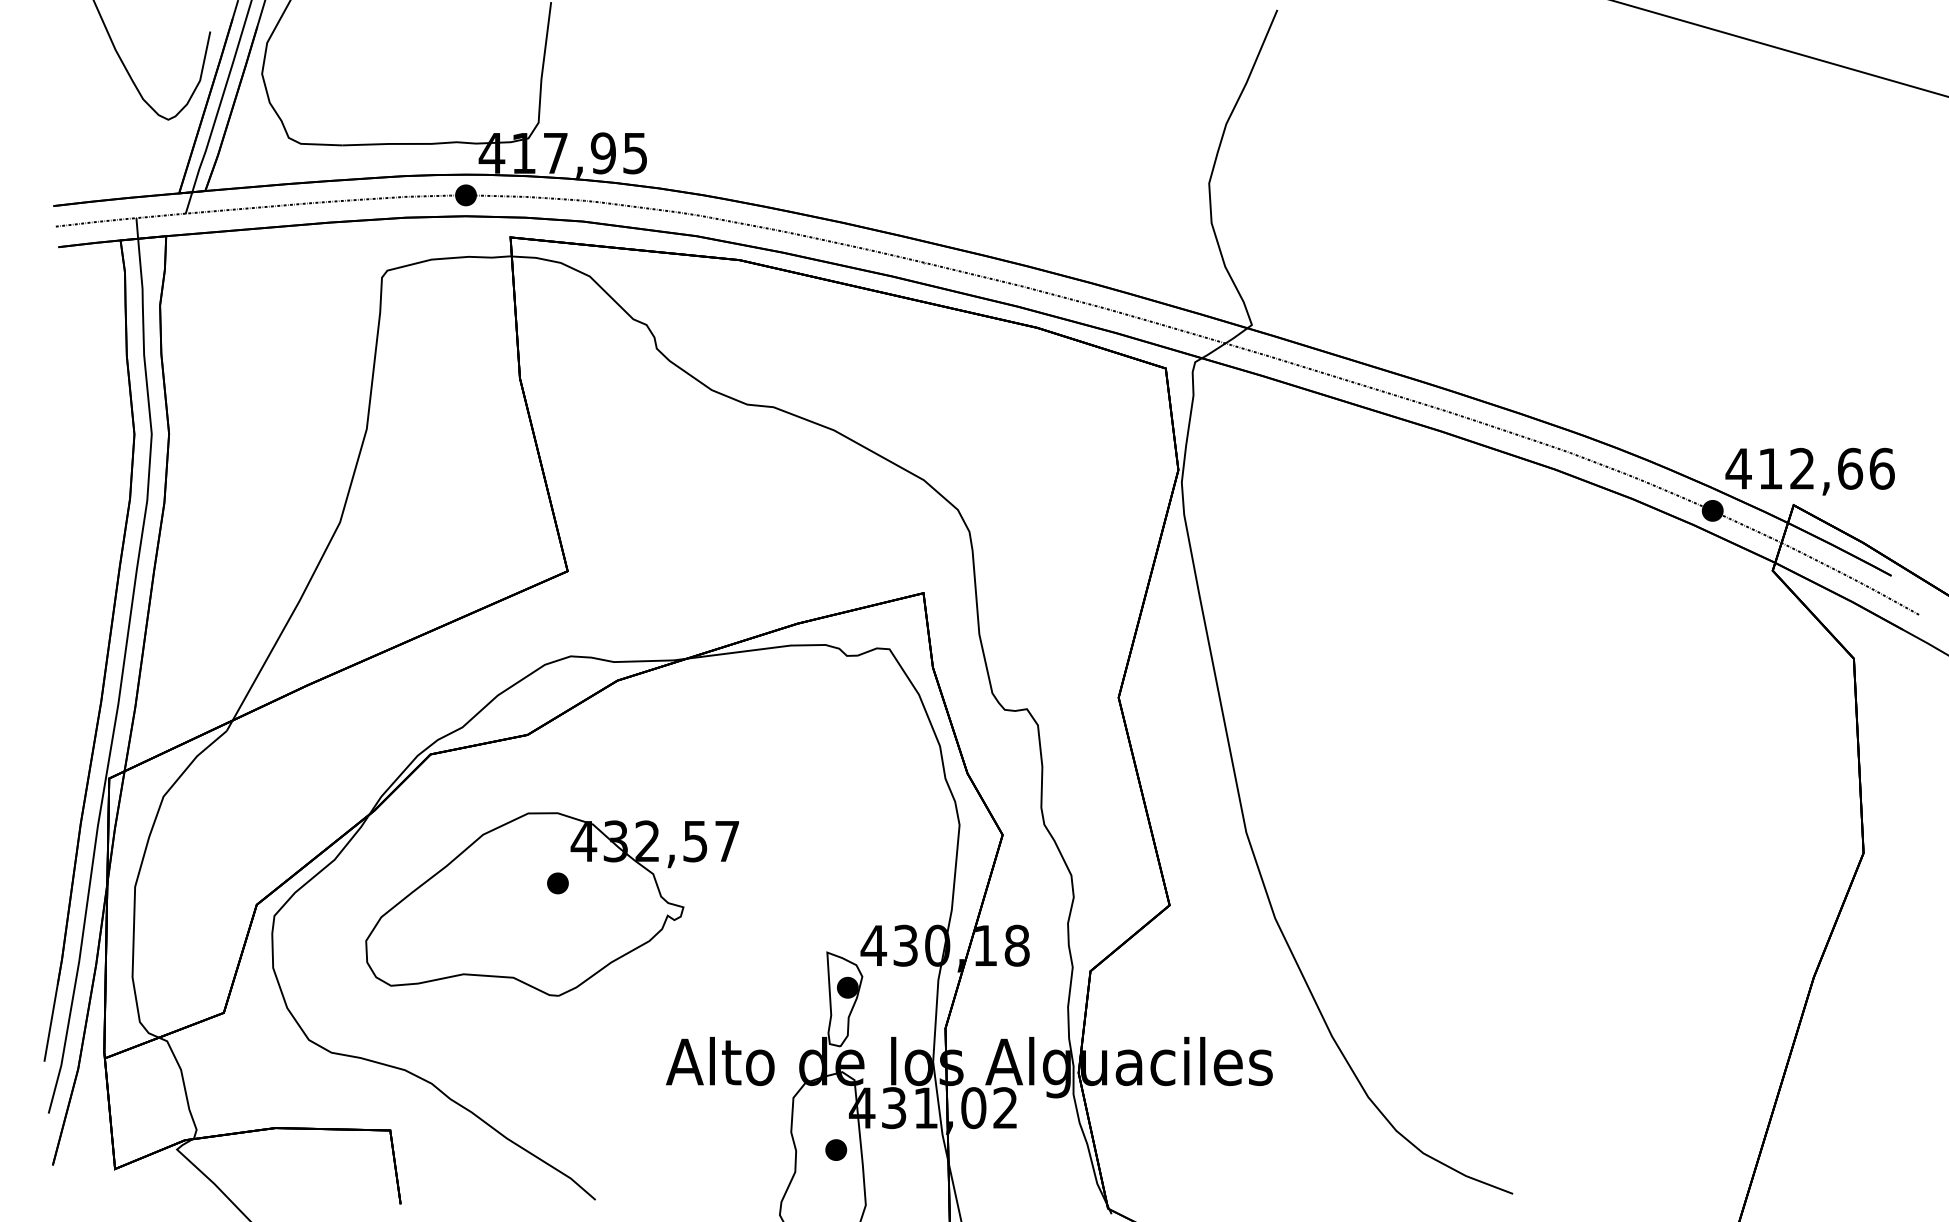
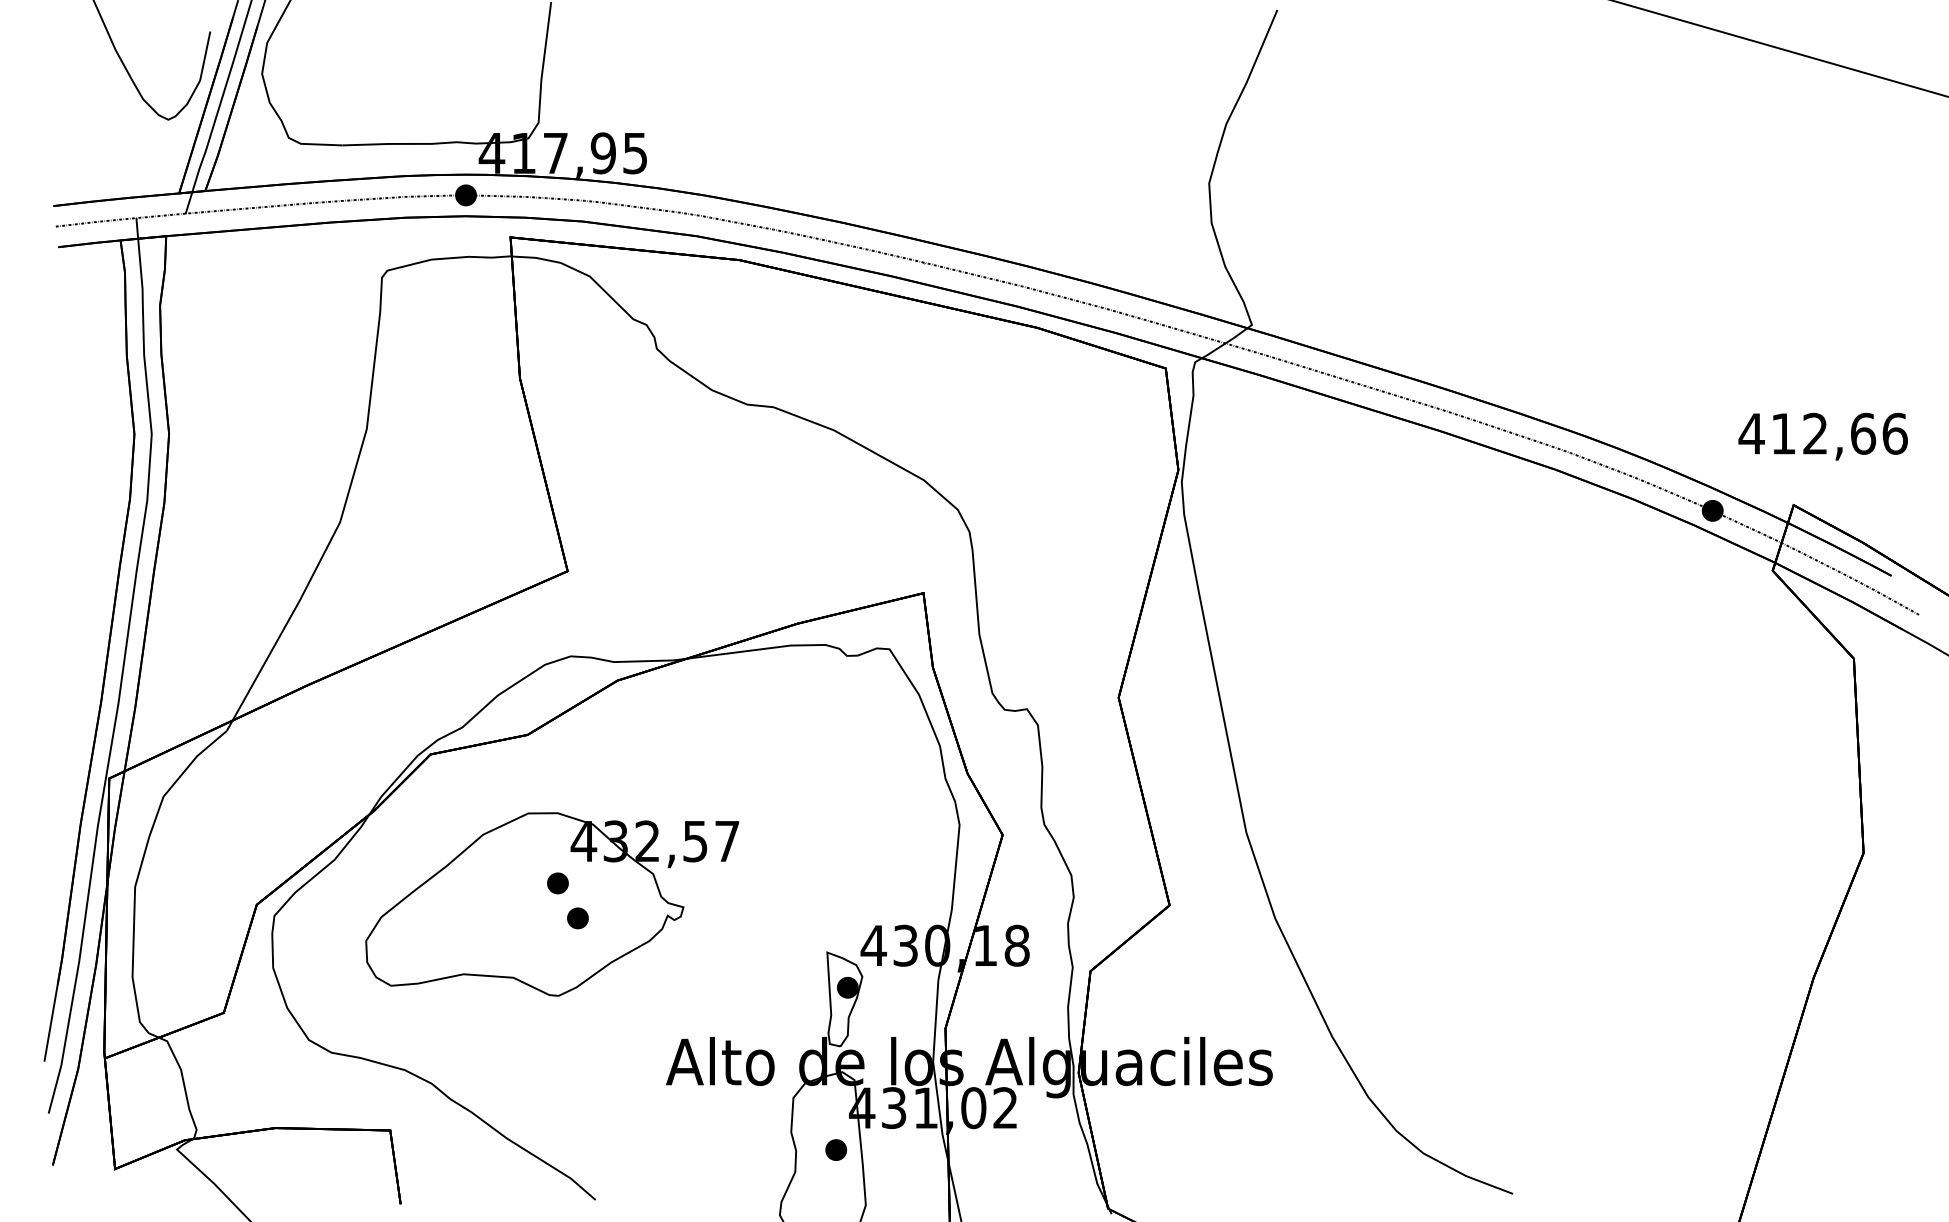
text position: (1809, 471) -> (1822, 436) (1822, 436)
part: none -> present (577, 918)
